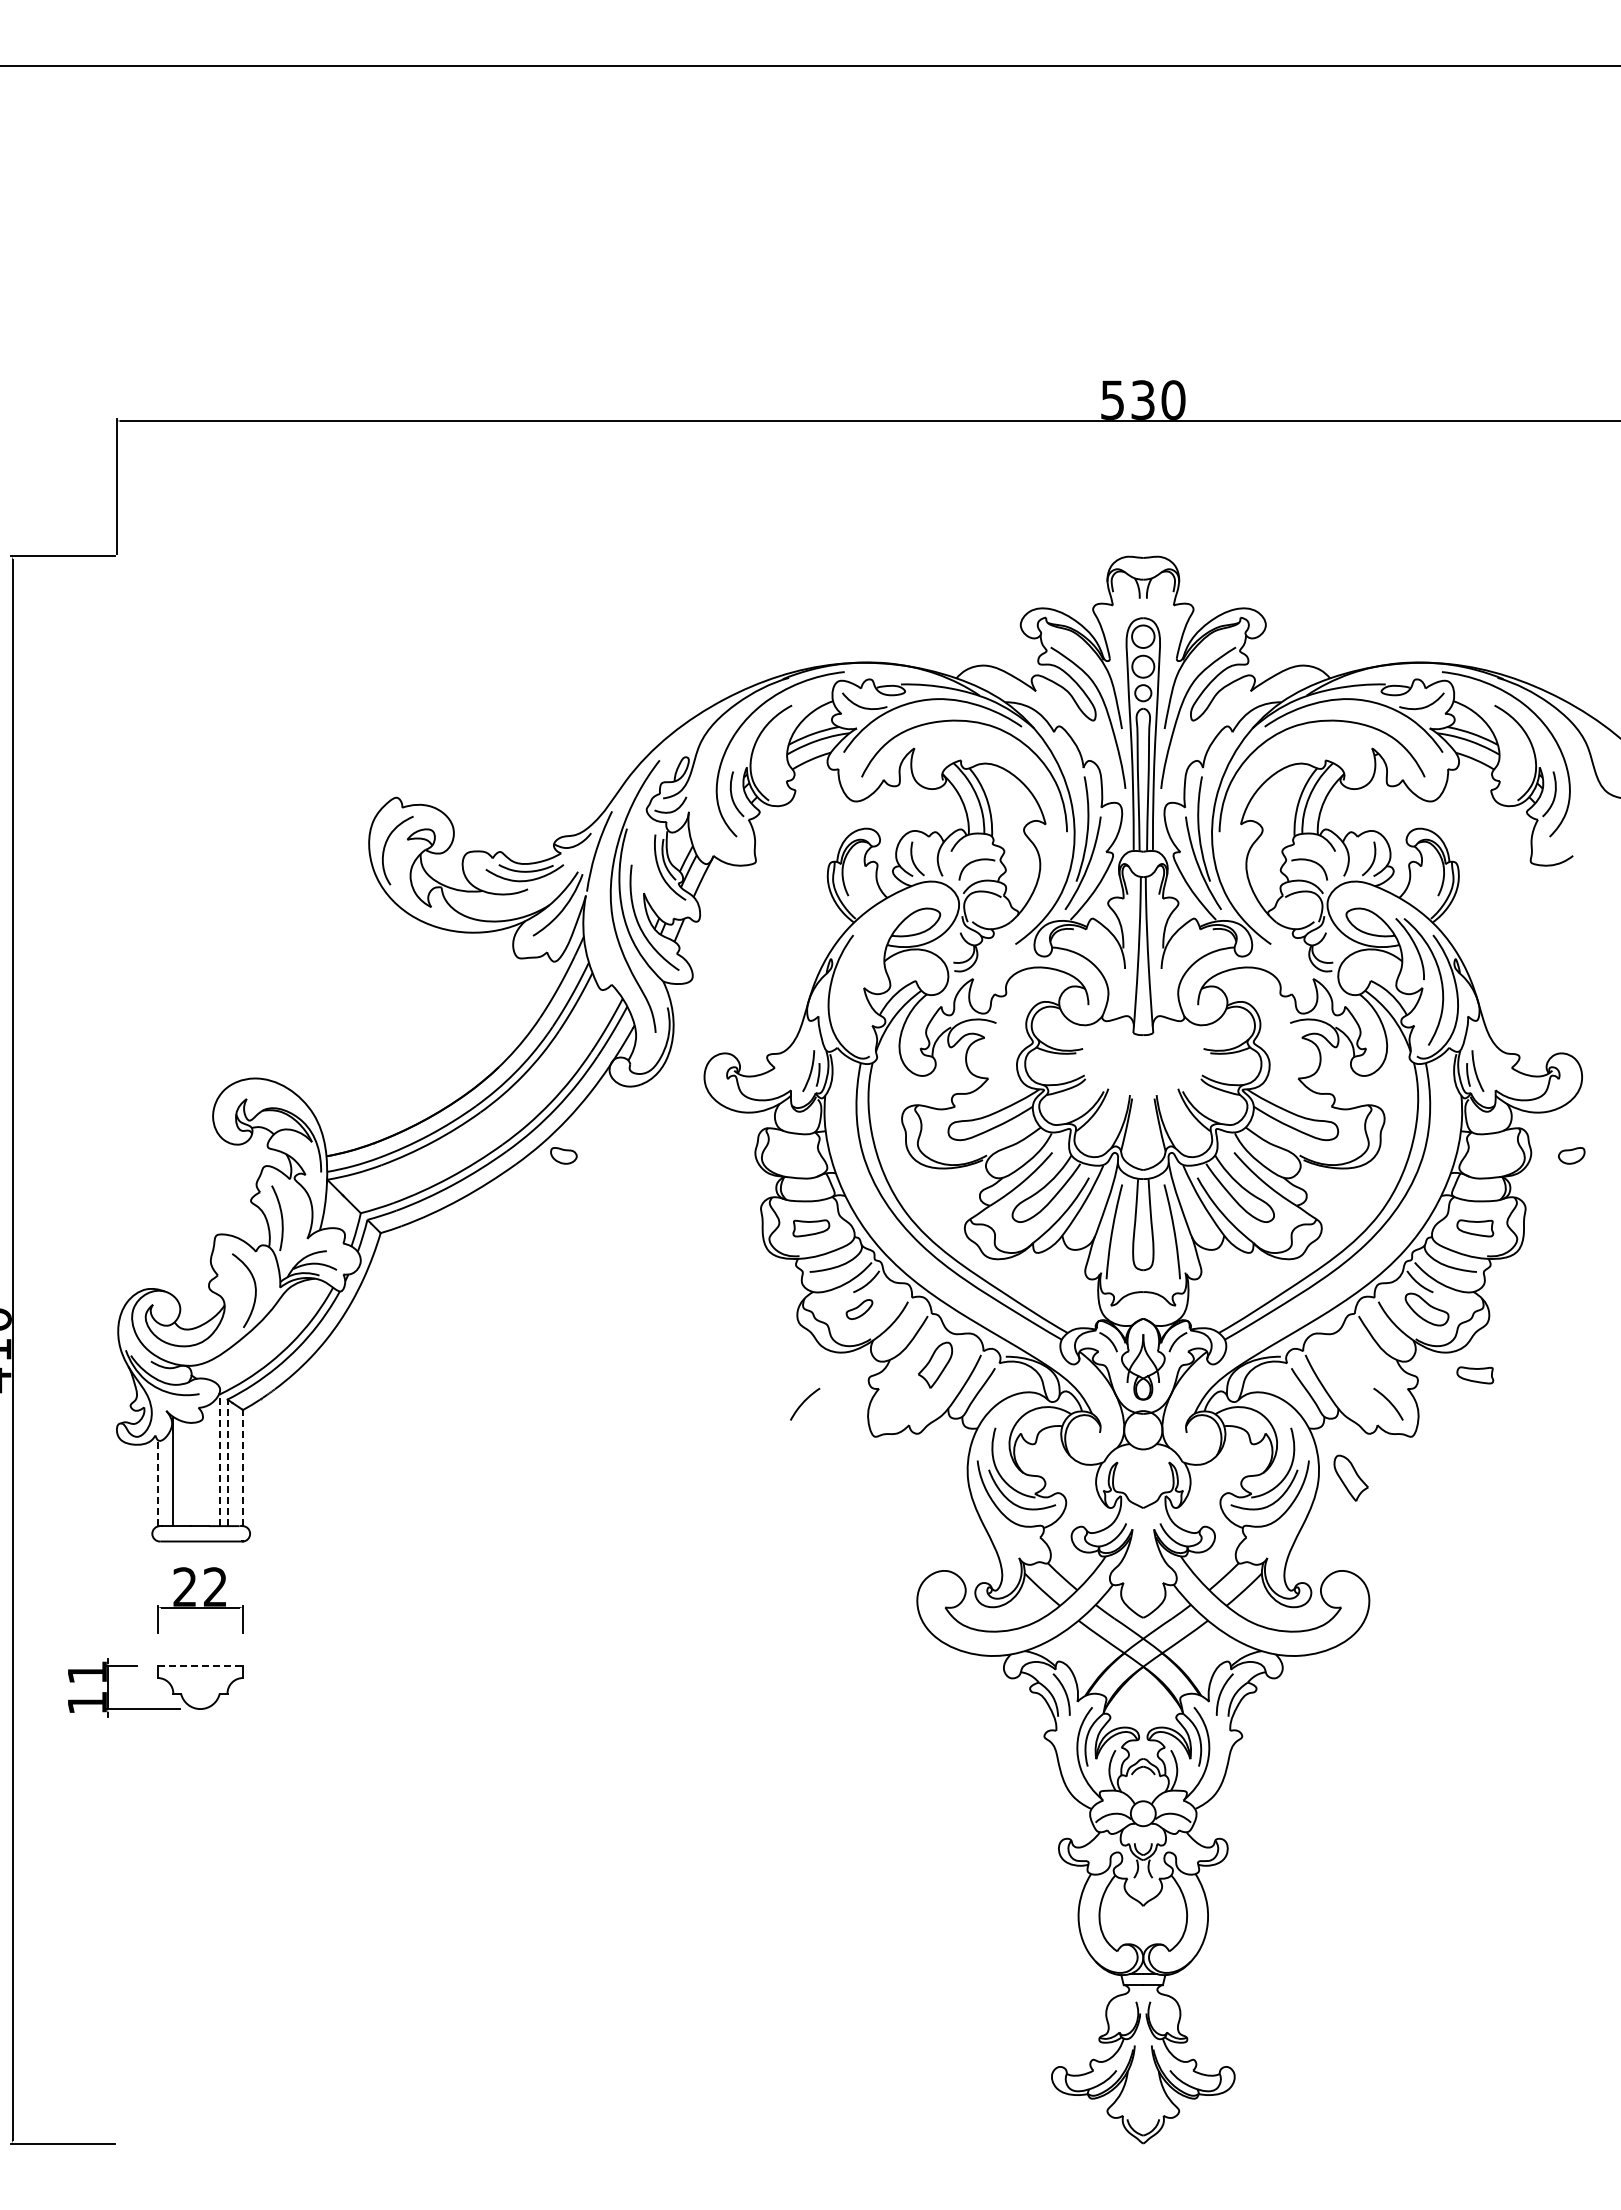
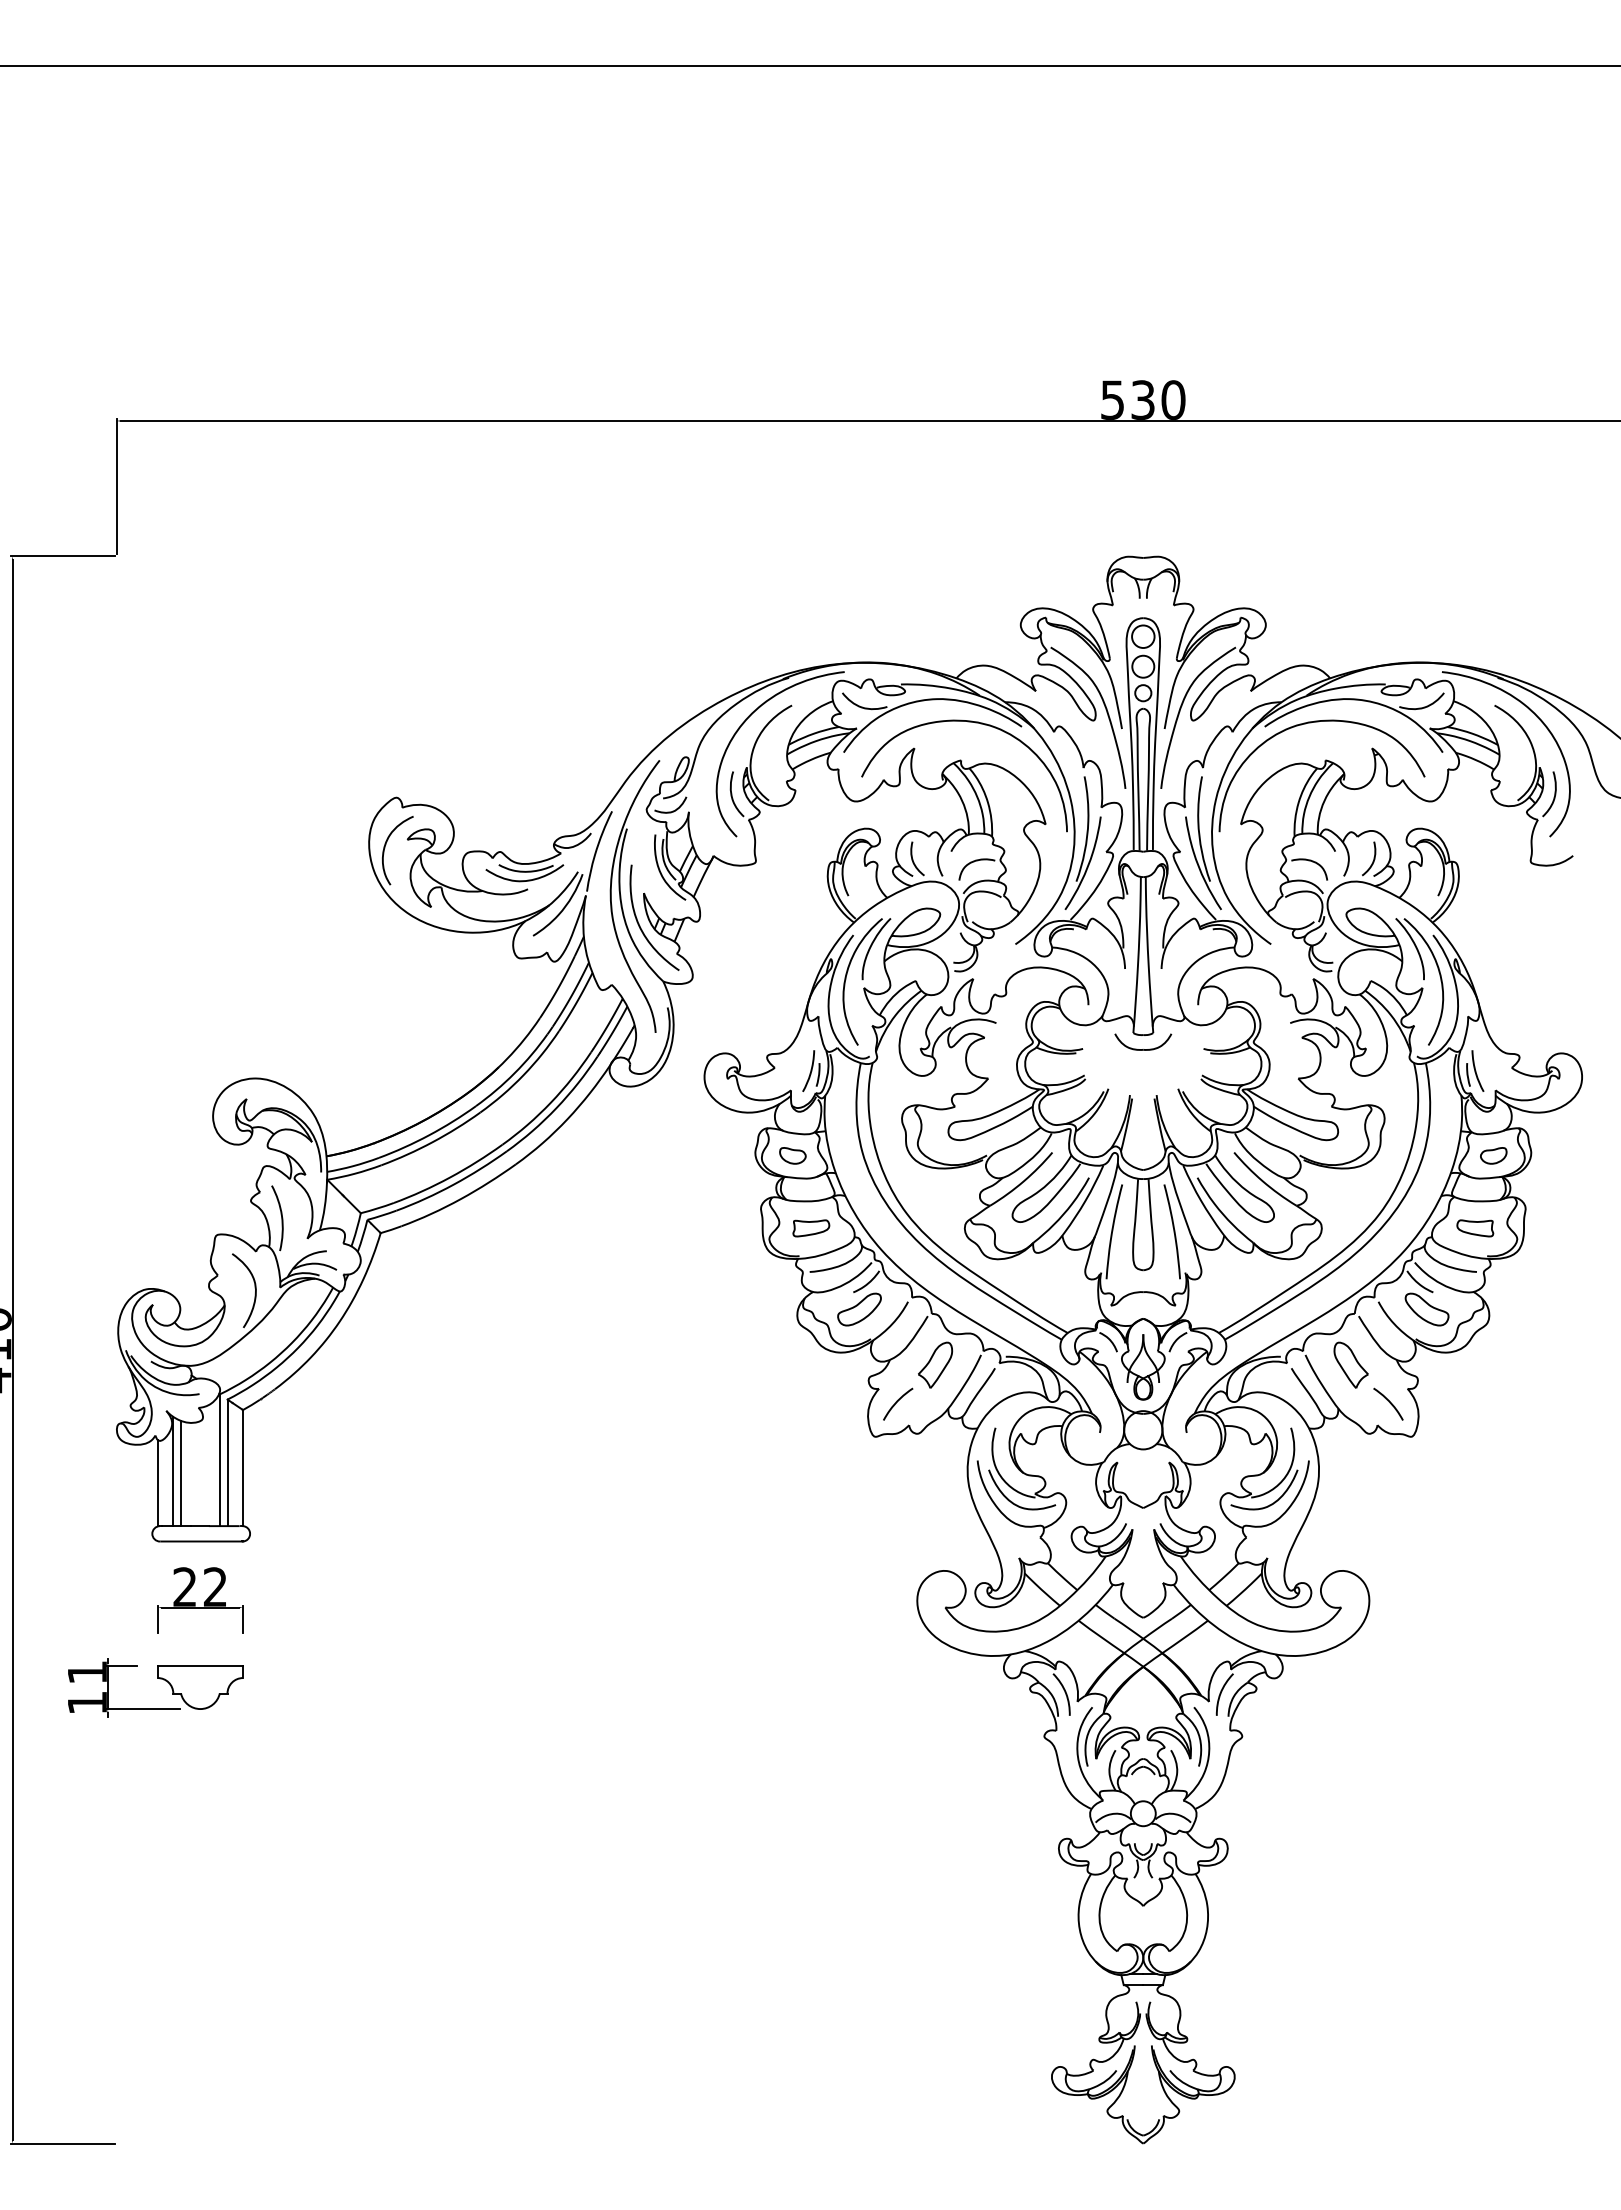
part: none -> present (866, 981)
part: none -> present (1143, 1049)
part position: (563, 1155) -> (792, 1155) (792, 1155)
part position: (1571, 1155) -> (1493, 1155) (1493, 1155)
part size: 29x21 px -> 45x35 px (859, 1309)
part: present -> none (1475, 1375)
curve position: (804, 1402) -> (897, 1402) (897, 1402)
line: dashed -> solid (219, 1460)
line: dashed -> solid (227, 1462)
line: dashed -> solid (243, 1467)
line: none -> present (181, 1473)
part position: (1350, 1477) -> (1350, 1364) (1350, 1364)
line: dashed -> solid (157, 1483)
line: dashed -> solid (200, 1666)
